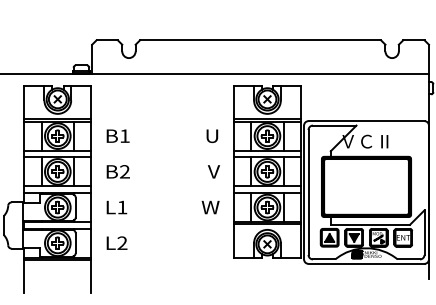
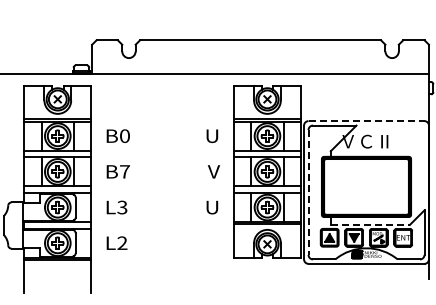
line: solid -> dashed (366, 121)
text: B1 -> B0 (124, 135)
text: B2 -> B7 (124, 171)
line: solid -> dashed (308, 193)
text: L1 -> L3 (122, 207)
text: W -> U (210, 207)
line: solid -> dashed (370, 224)
